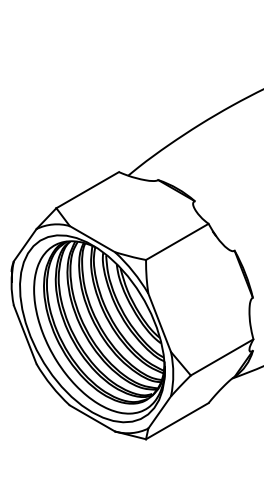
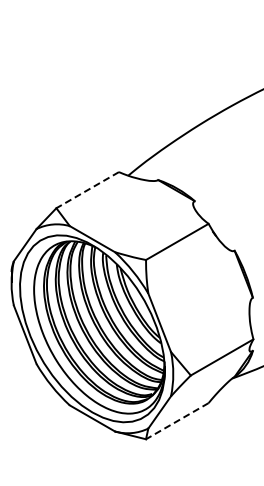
line: solid -> dashed (87, 190)
line: solid -> dashed (176, 421)
